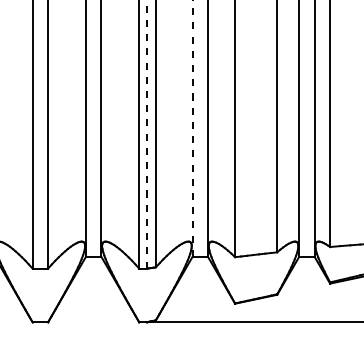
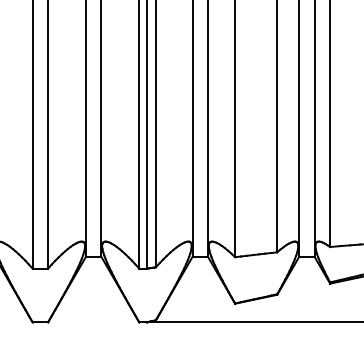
line: dashed -> solid (192, 128)
line: dashed -> solid (146, 134)
